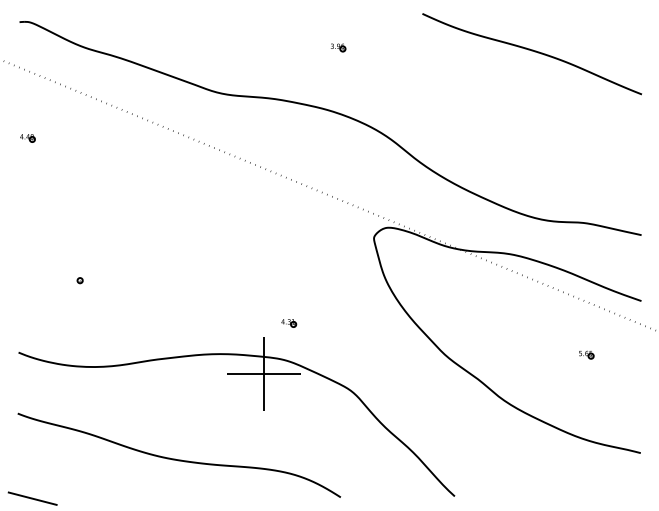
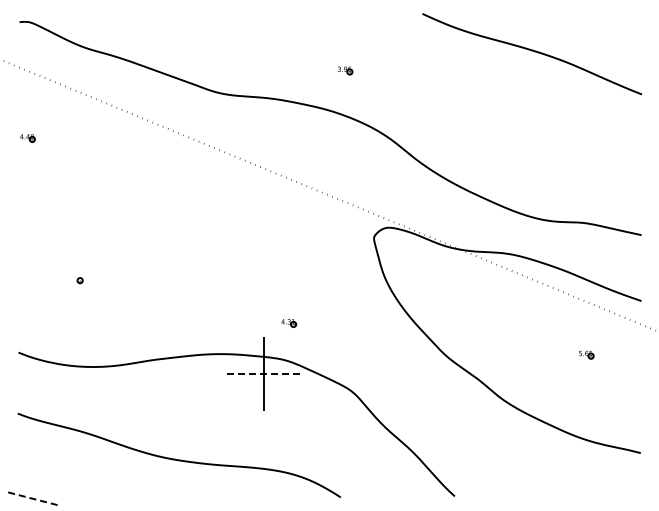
part position: (338, 47) -> (345, 70) (345, 70)
line: solid -> dashed (263, 373)
line: solid -> dashed (32, 498)
